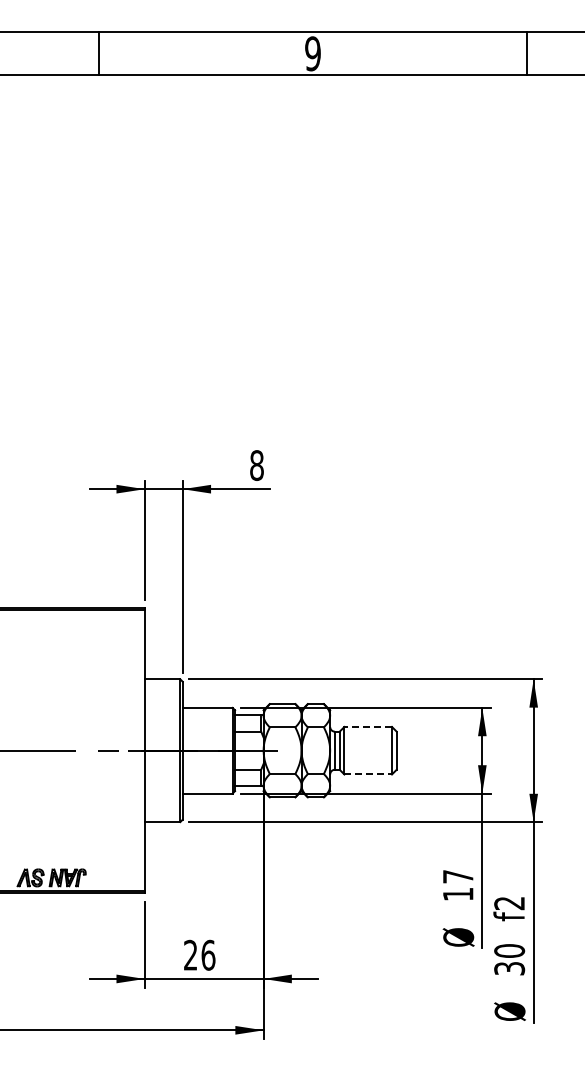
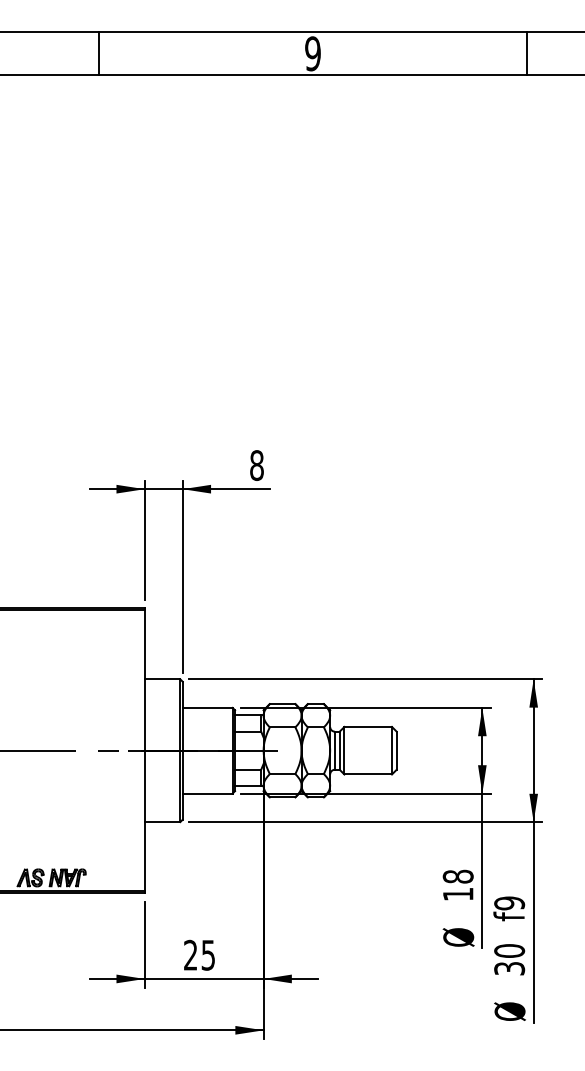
line: dashed -> solid (368, 726)
line: dashed -> solid (368, 774)
text: 17 -> 18 (457, 876)
text: f2 -> f9 (509, 903)
text: 26 -> 25 (208, 954)
